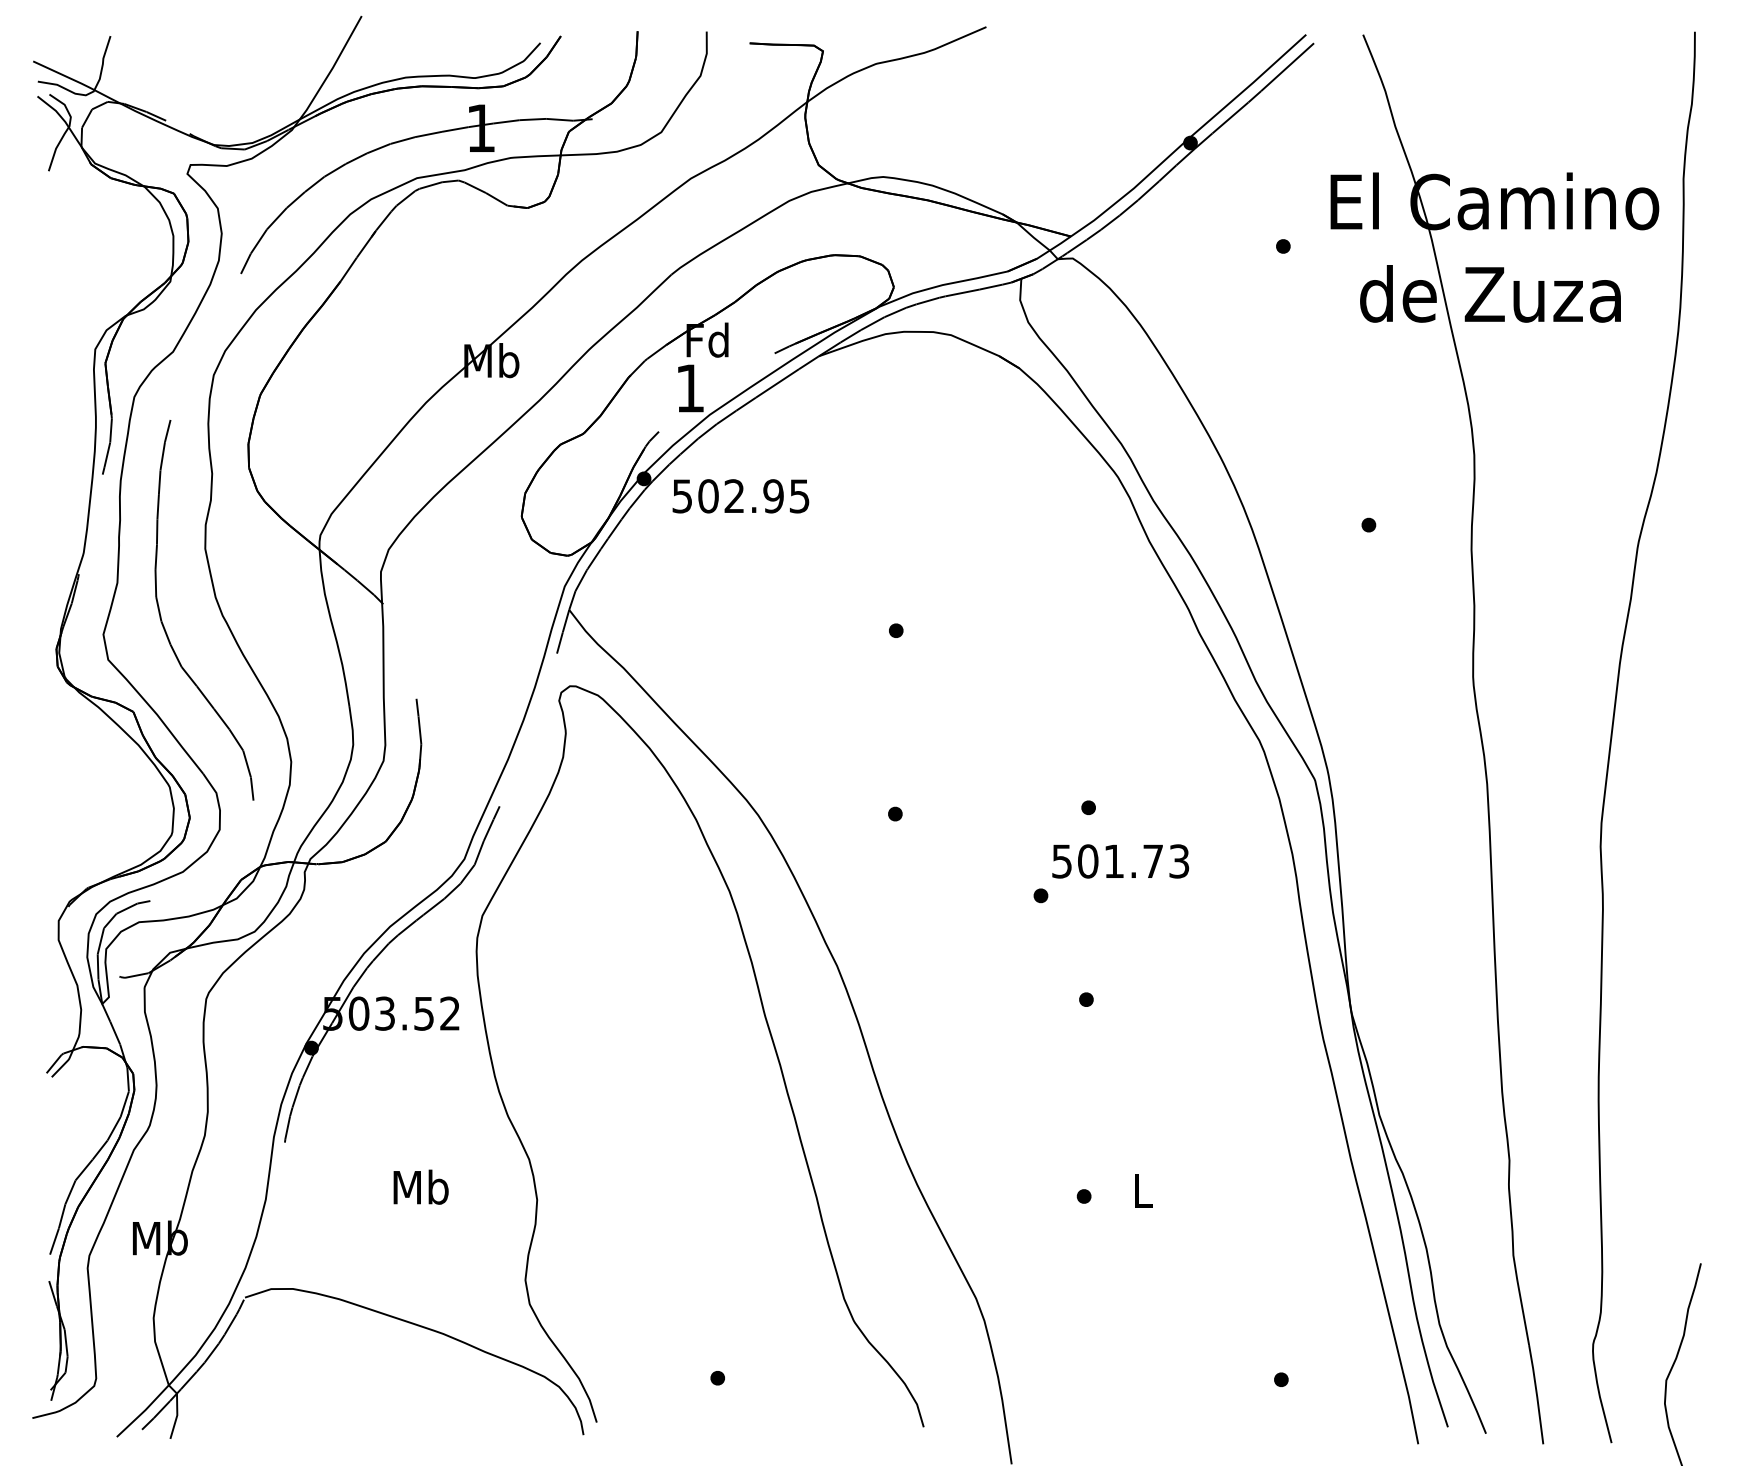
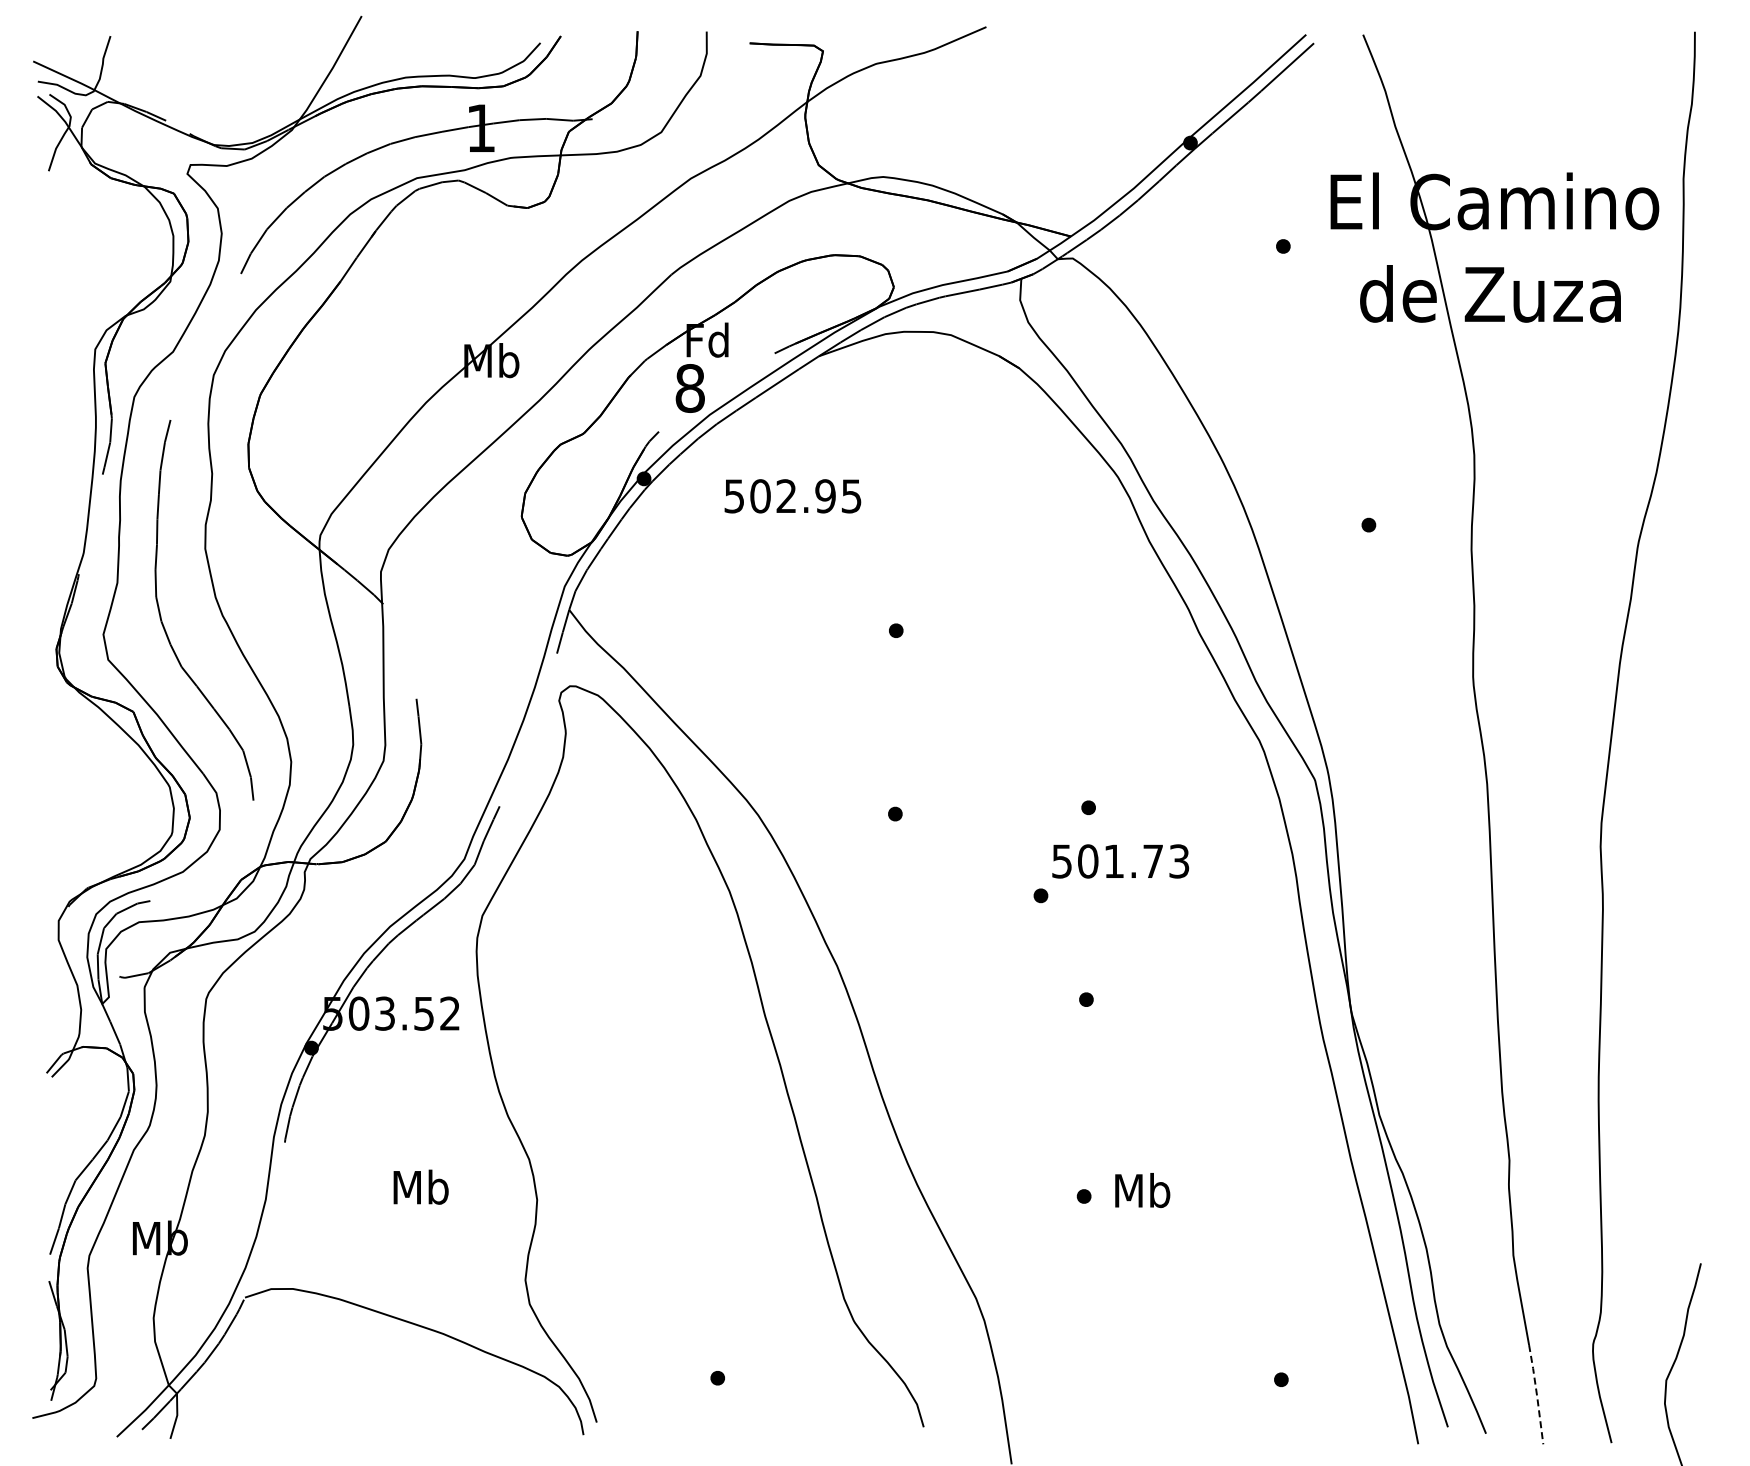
text: 1 -> 8 (689, 388)
text position: (740, 496) -> (792, 496) (792, 496)
text: L -> Mb (1142, 1190)
line: solid -> dashed (1536, 1394)
